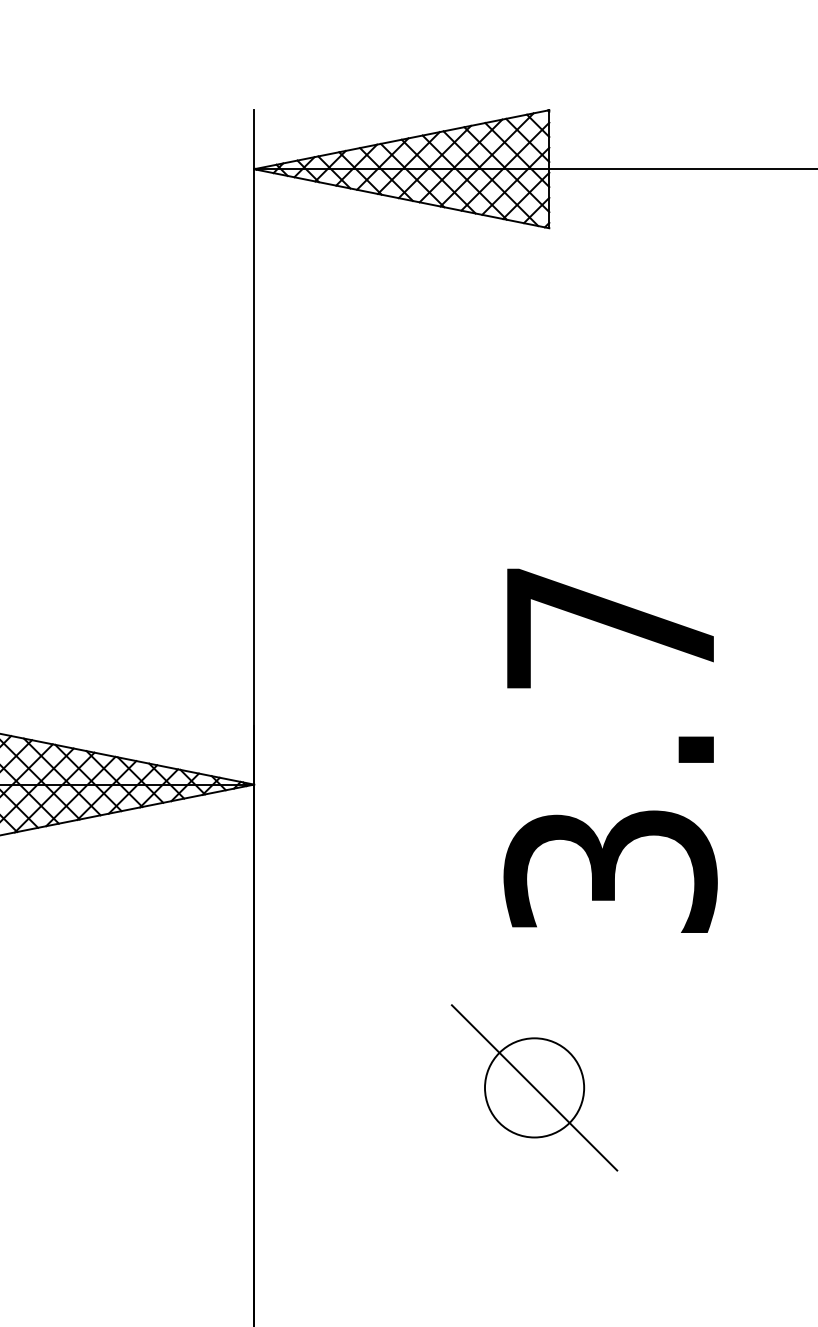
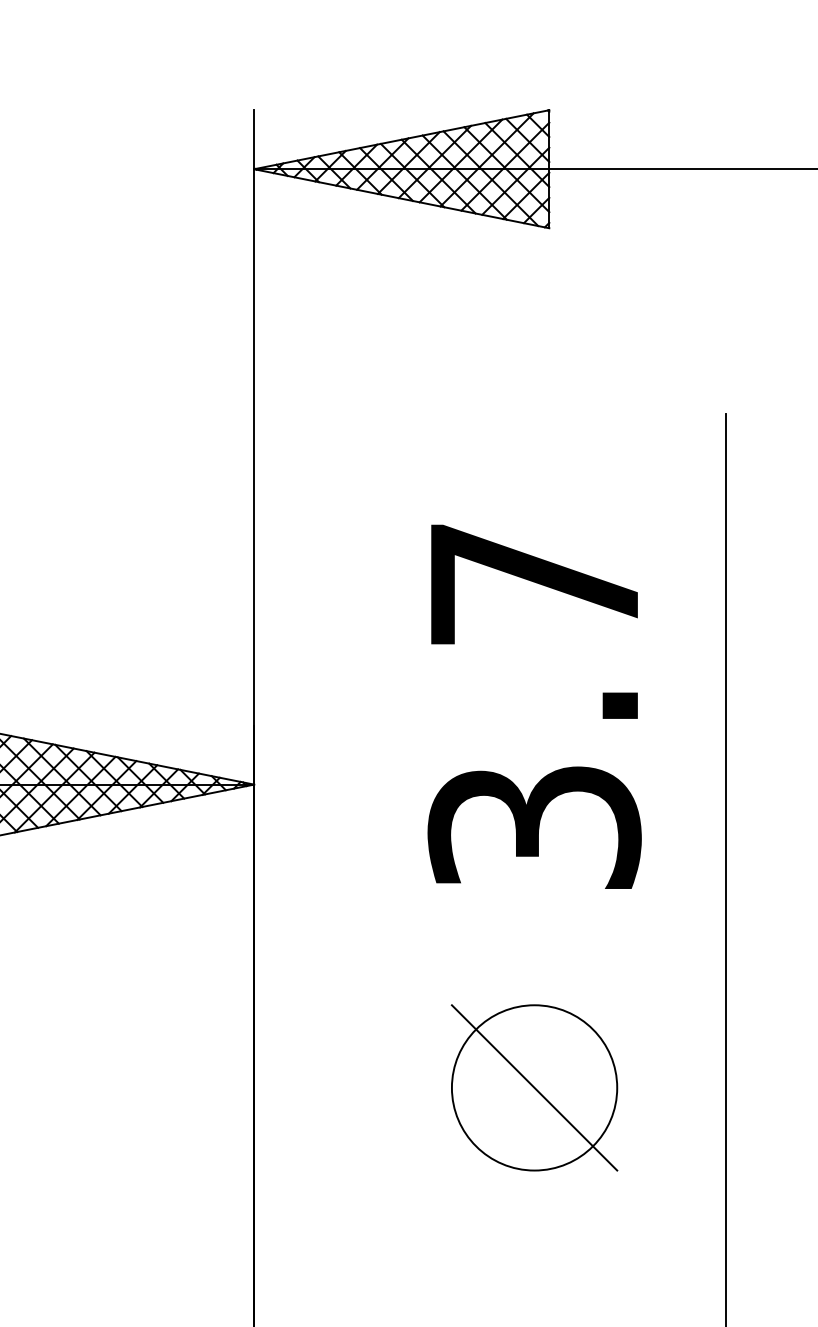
text position: (610, 750) -> (534, 706) (534, 706)
line: none -> present (726, 868)
circle diameter: 99 px -> 165 px (534, 1087)
